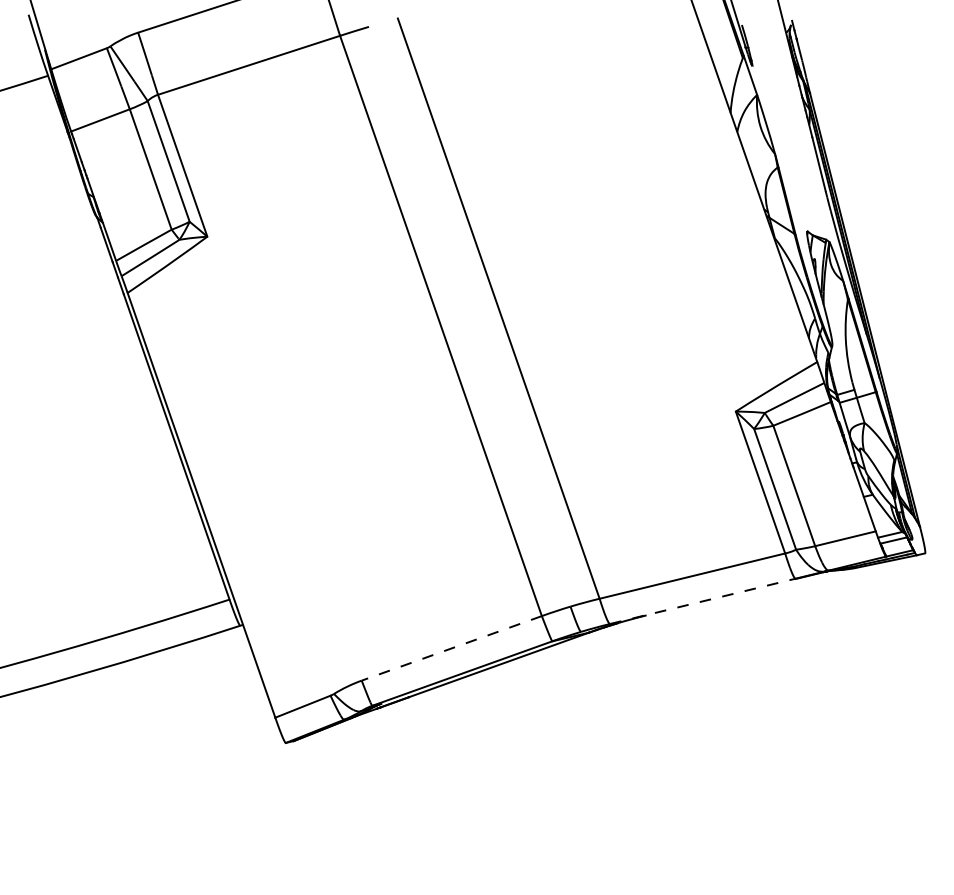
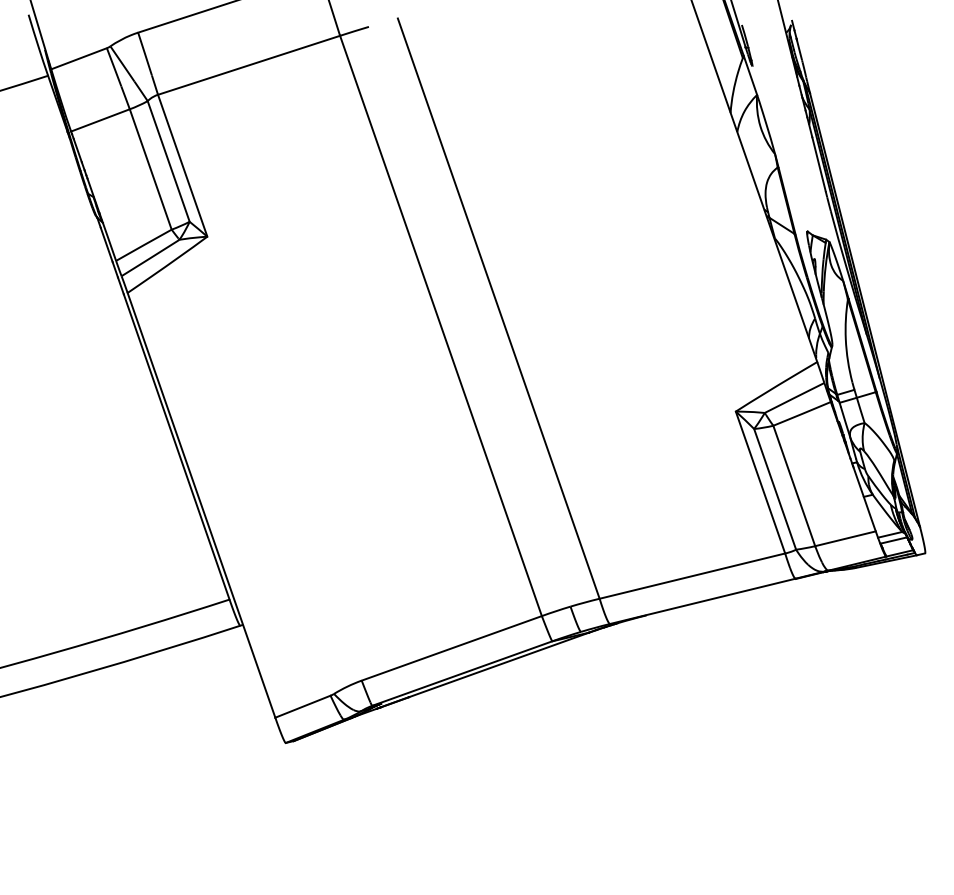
line: dashed -> solid (703, 601)
line: dashed -> solid (451, 648)
